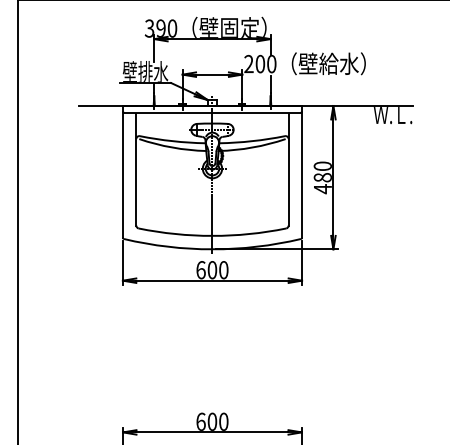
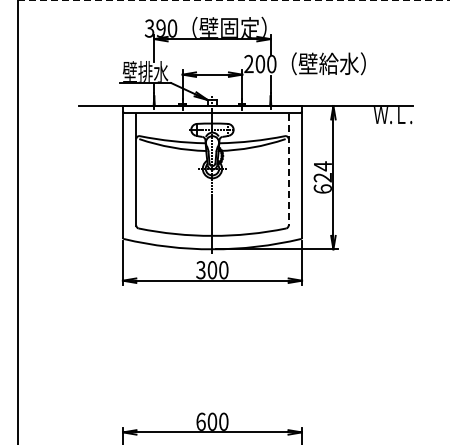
line: solid -> dashed (234, 0)
line: solid -> dashed (288, 169)
text: 480 -> 624 (322, 177)
text: 600 -> 300 (200, 270)
